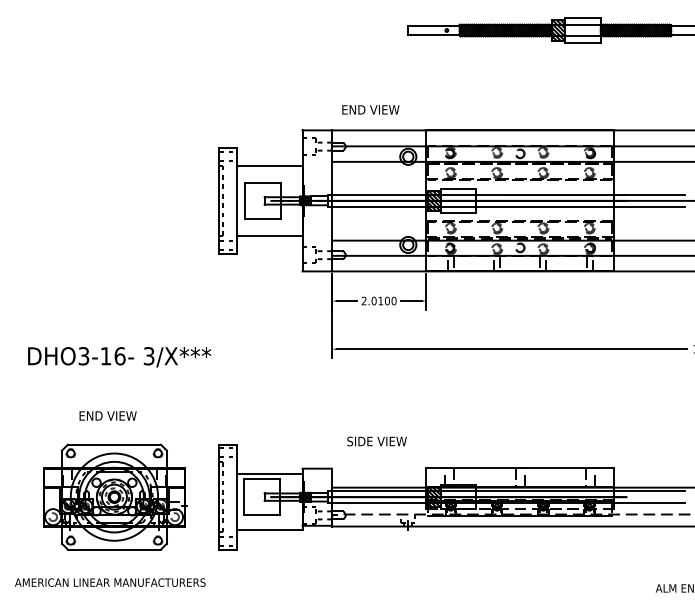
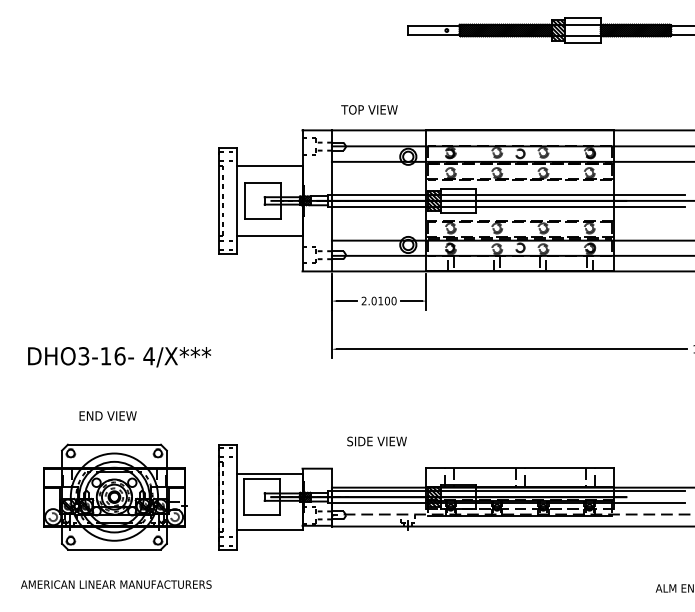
text: END VIEW -> TOP VIEW (370, 109)
text: 3/X*** -> 4/X*** (148, 356)
text position: (110, 582) -> (116, 584) (116, 584)
